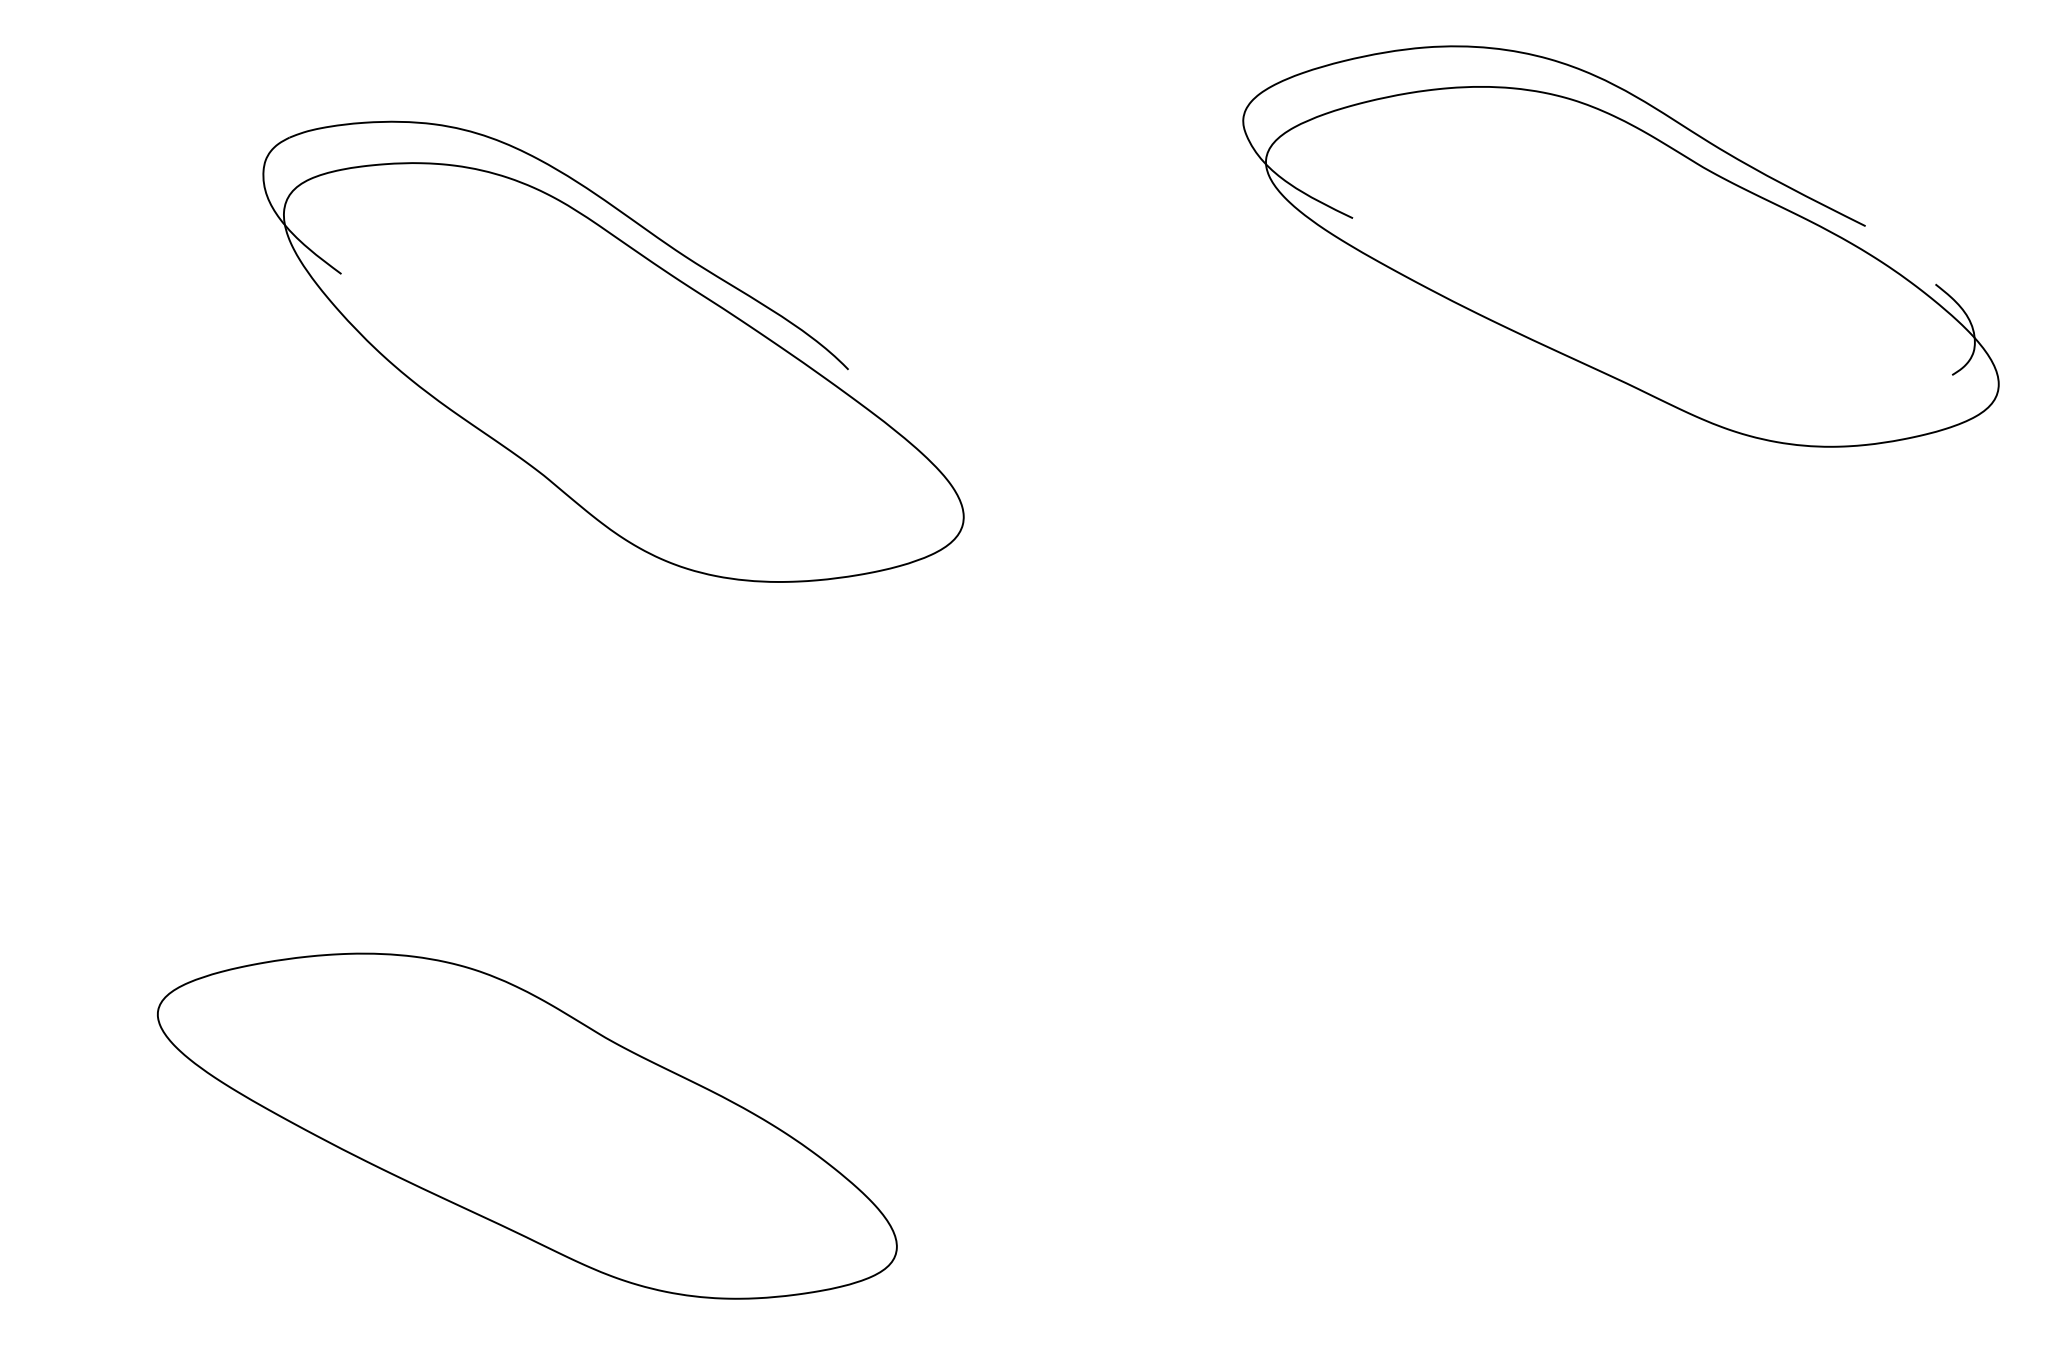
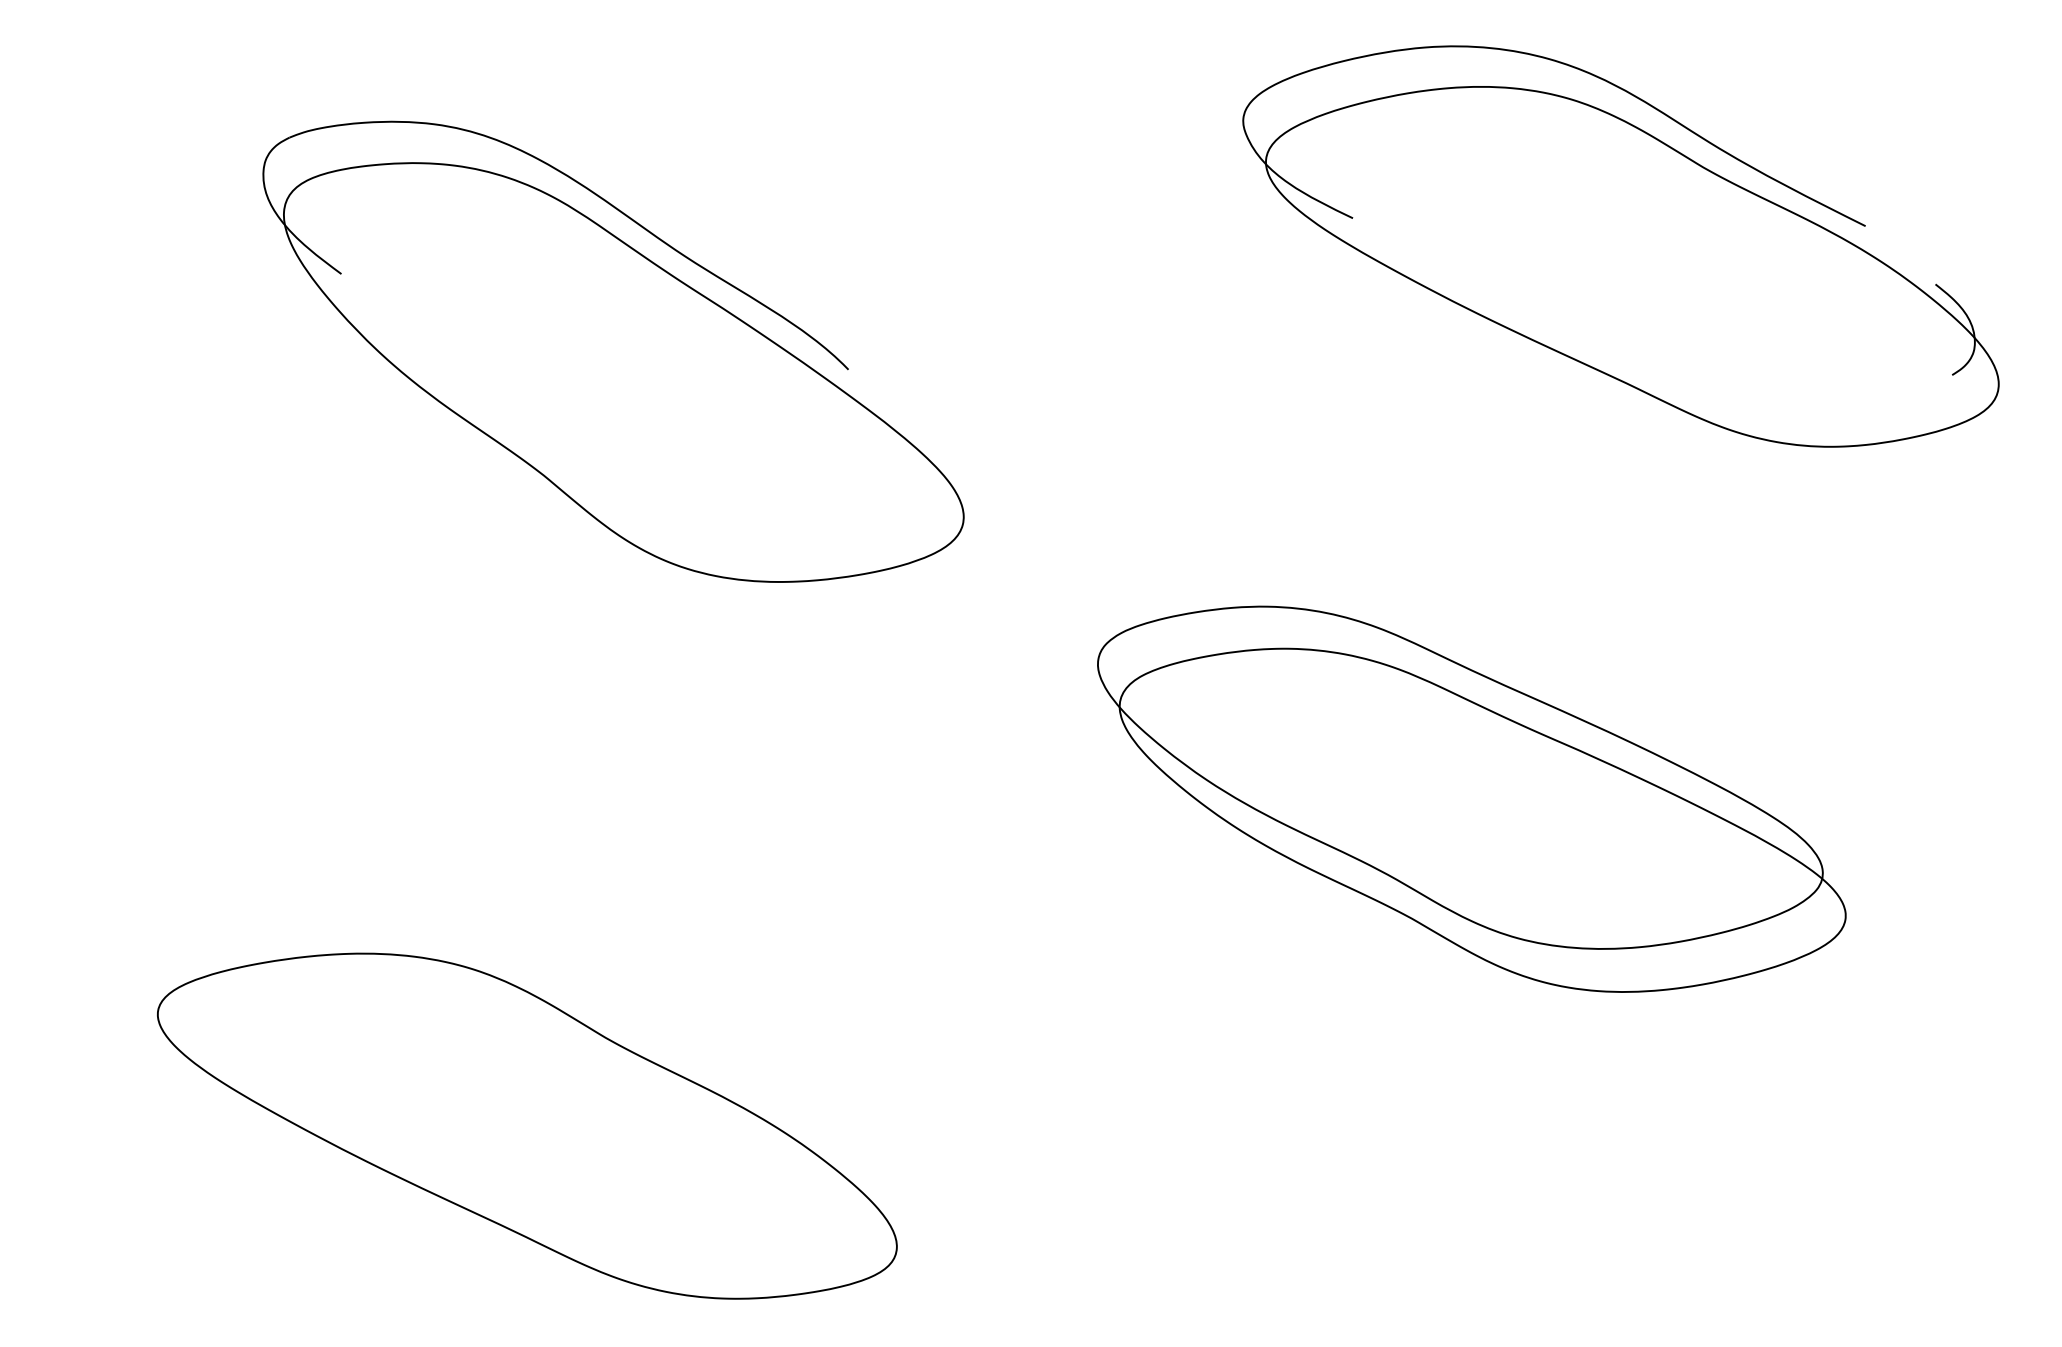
part: none -> present (1471, 798)
